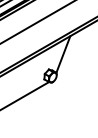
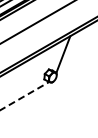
line: solid -> dashed (25, 95)
